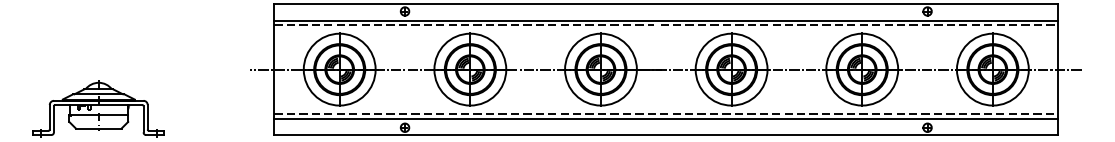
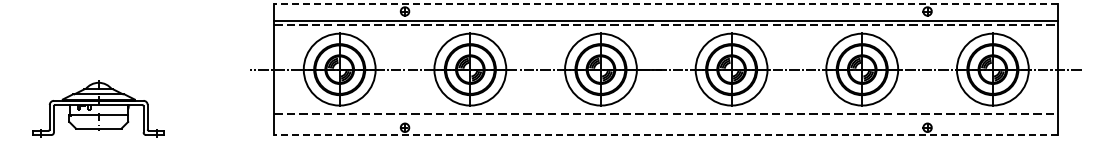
line: solid -> dashed (666, 4)
line: present -> none (666, 118)
line: solid -> dashed (666, 134)
